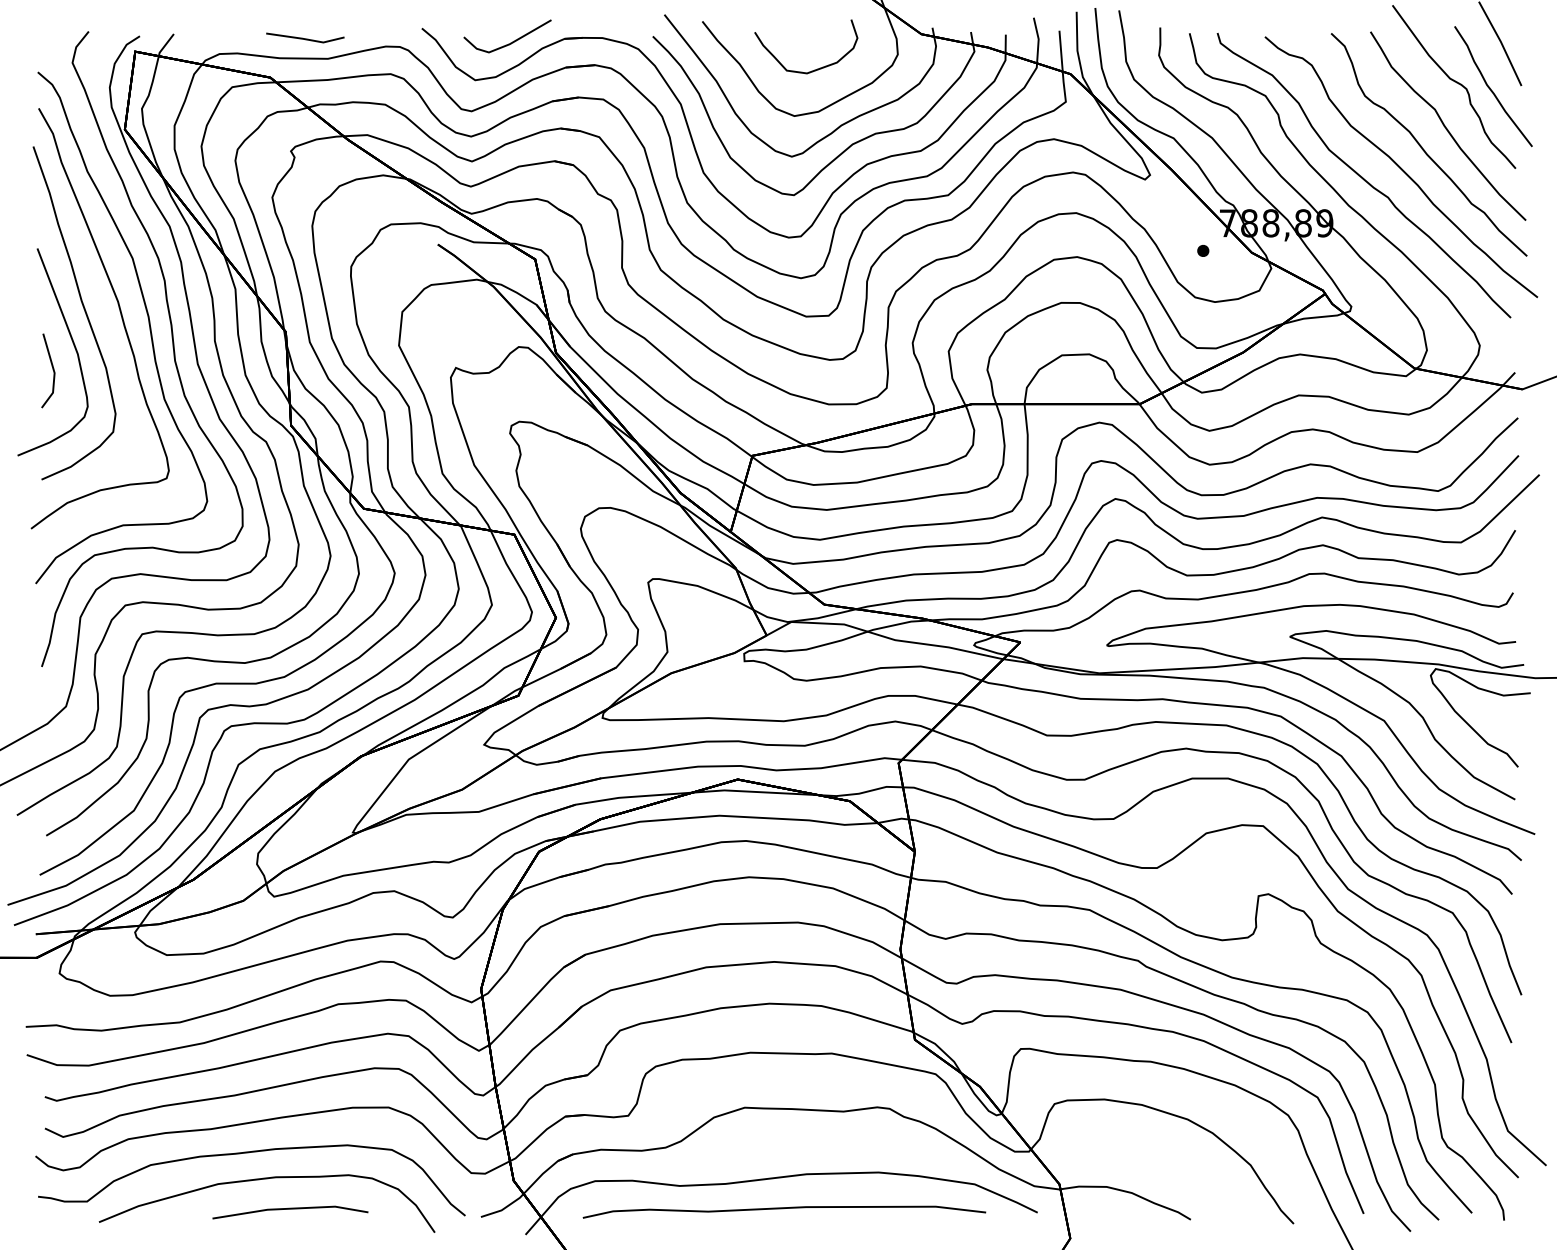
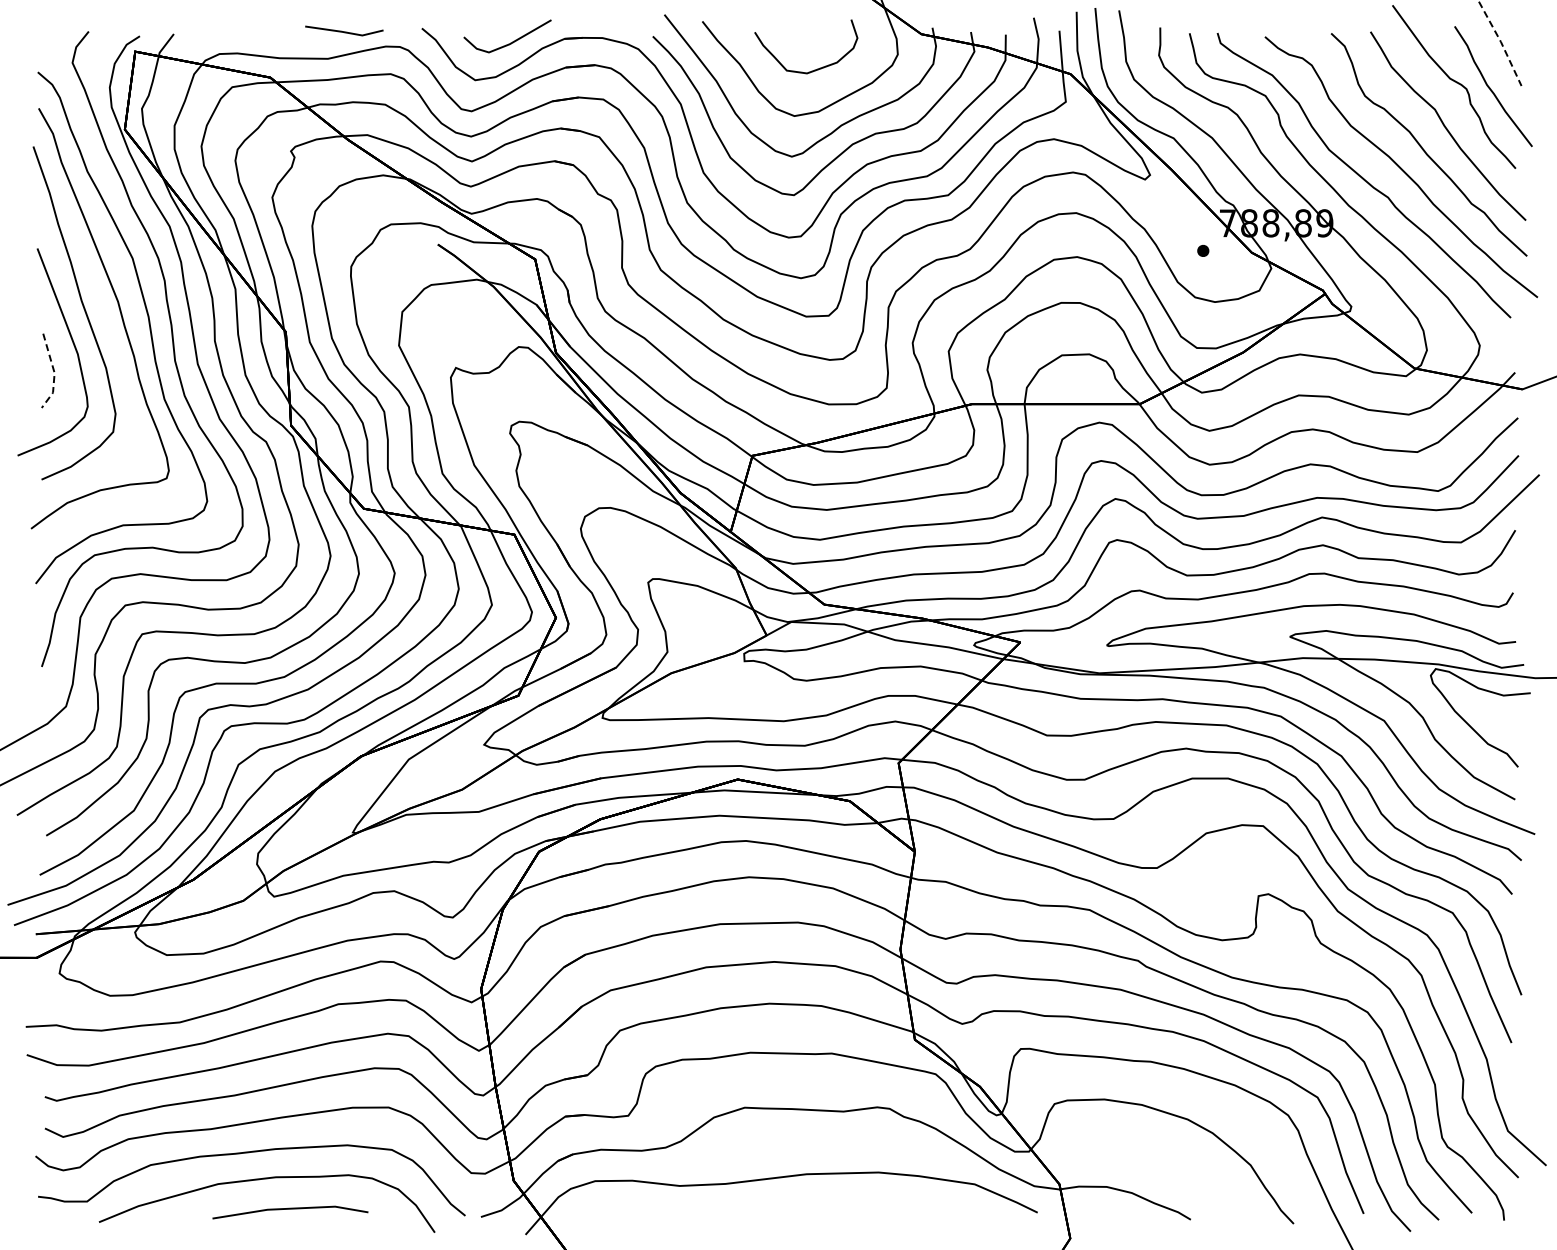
line position: (305, 38) -> (344, 31) (344, 31)
line: solid -> dashed (1501, 42)
line: solid -> dashed (54, 373)
curve: present -> none (783, 1209)
